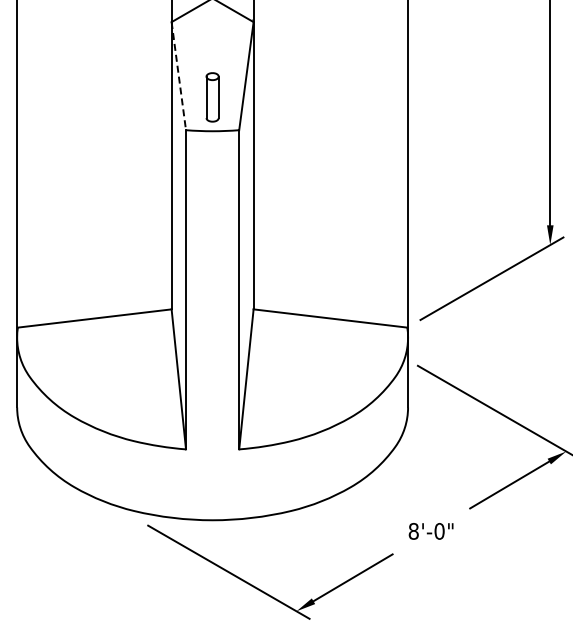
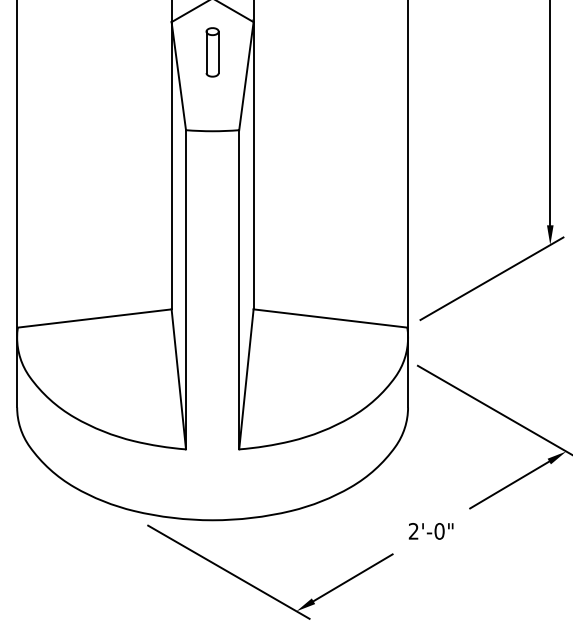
line: dashed -> solid (178, 76)
part position: (212, 97) -> (212, 52) (212, 52)
text: 8'-0" -> 2'-0" (413, 531)
